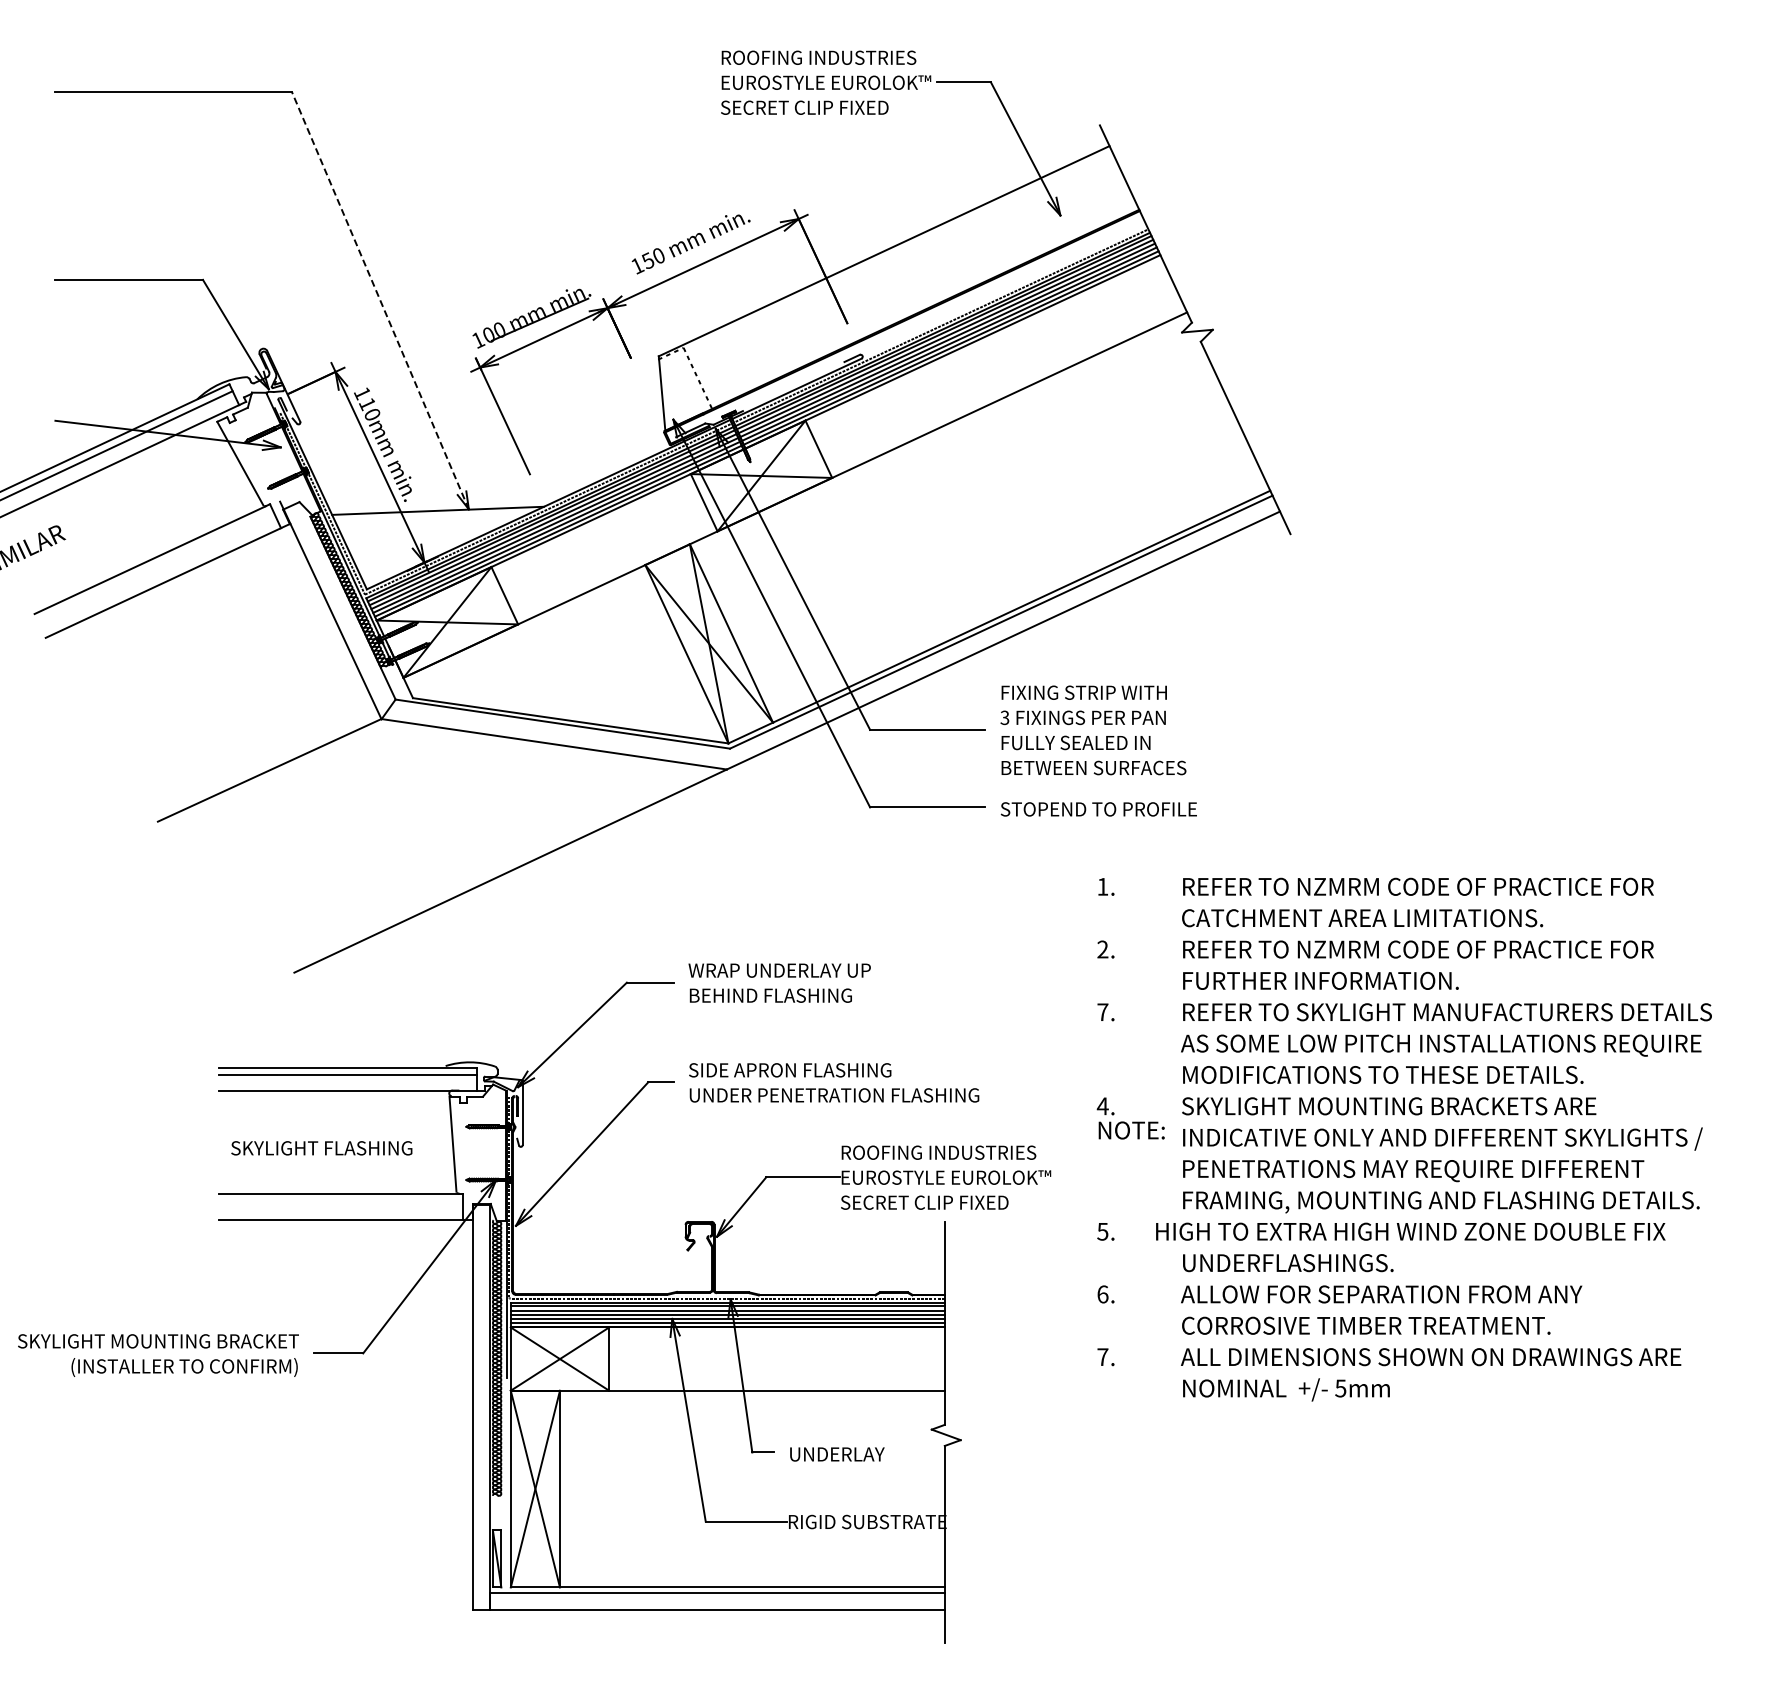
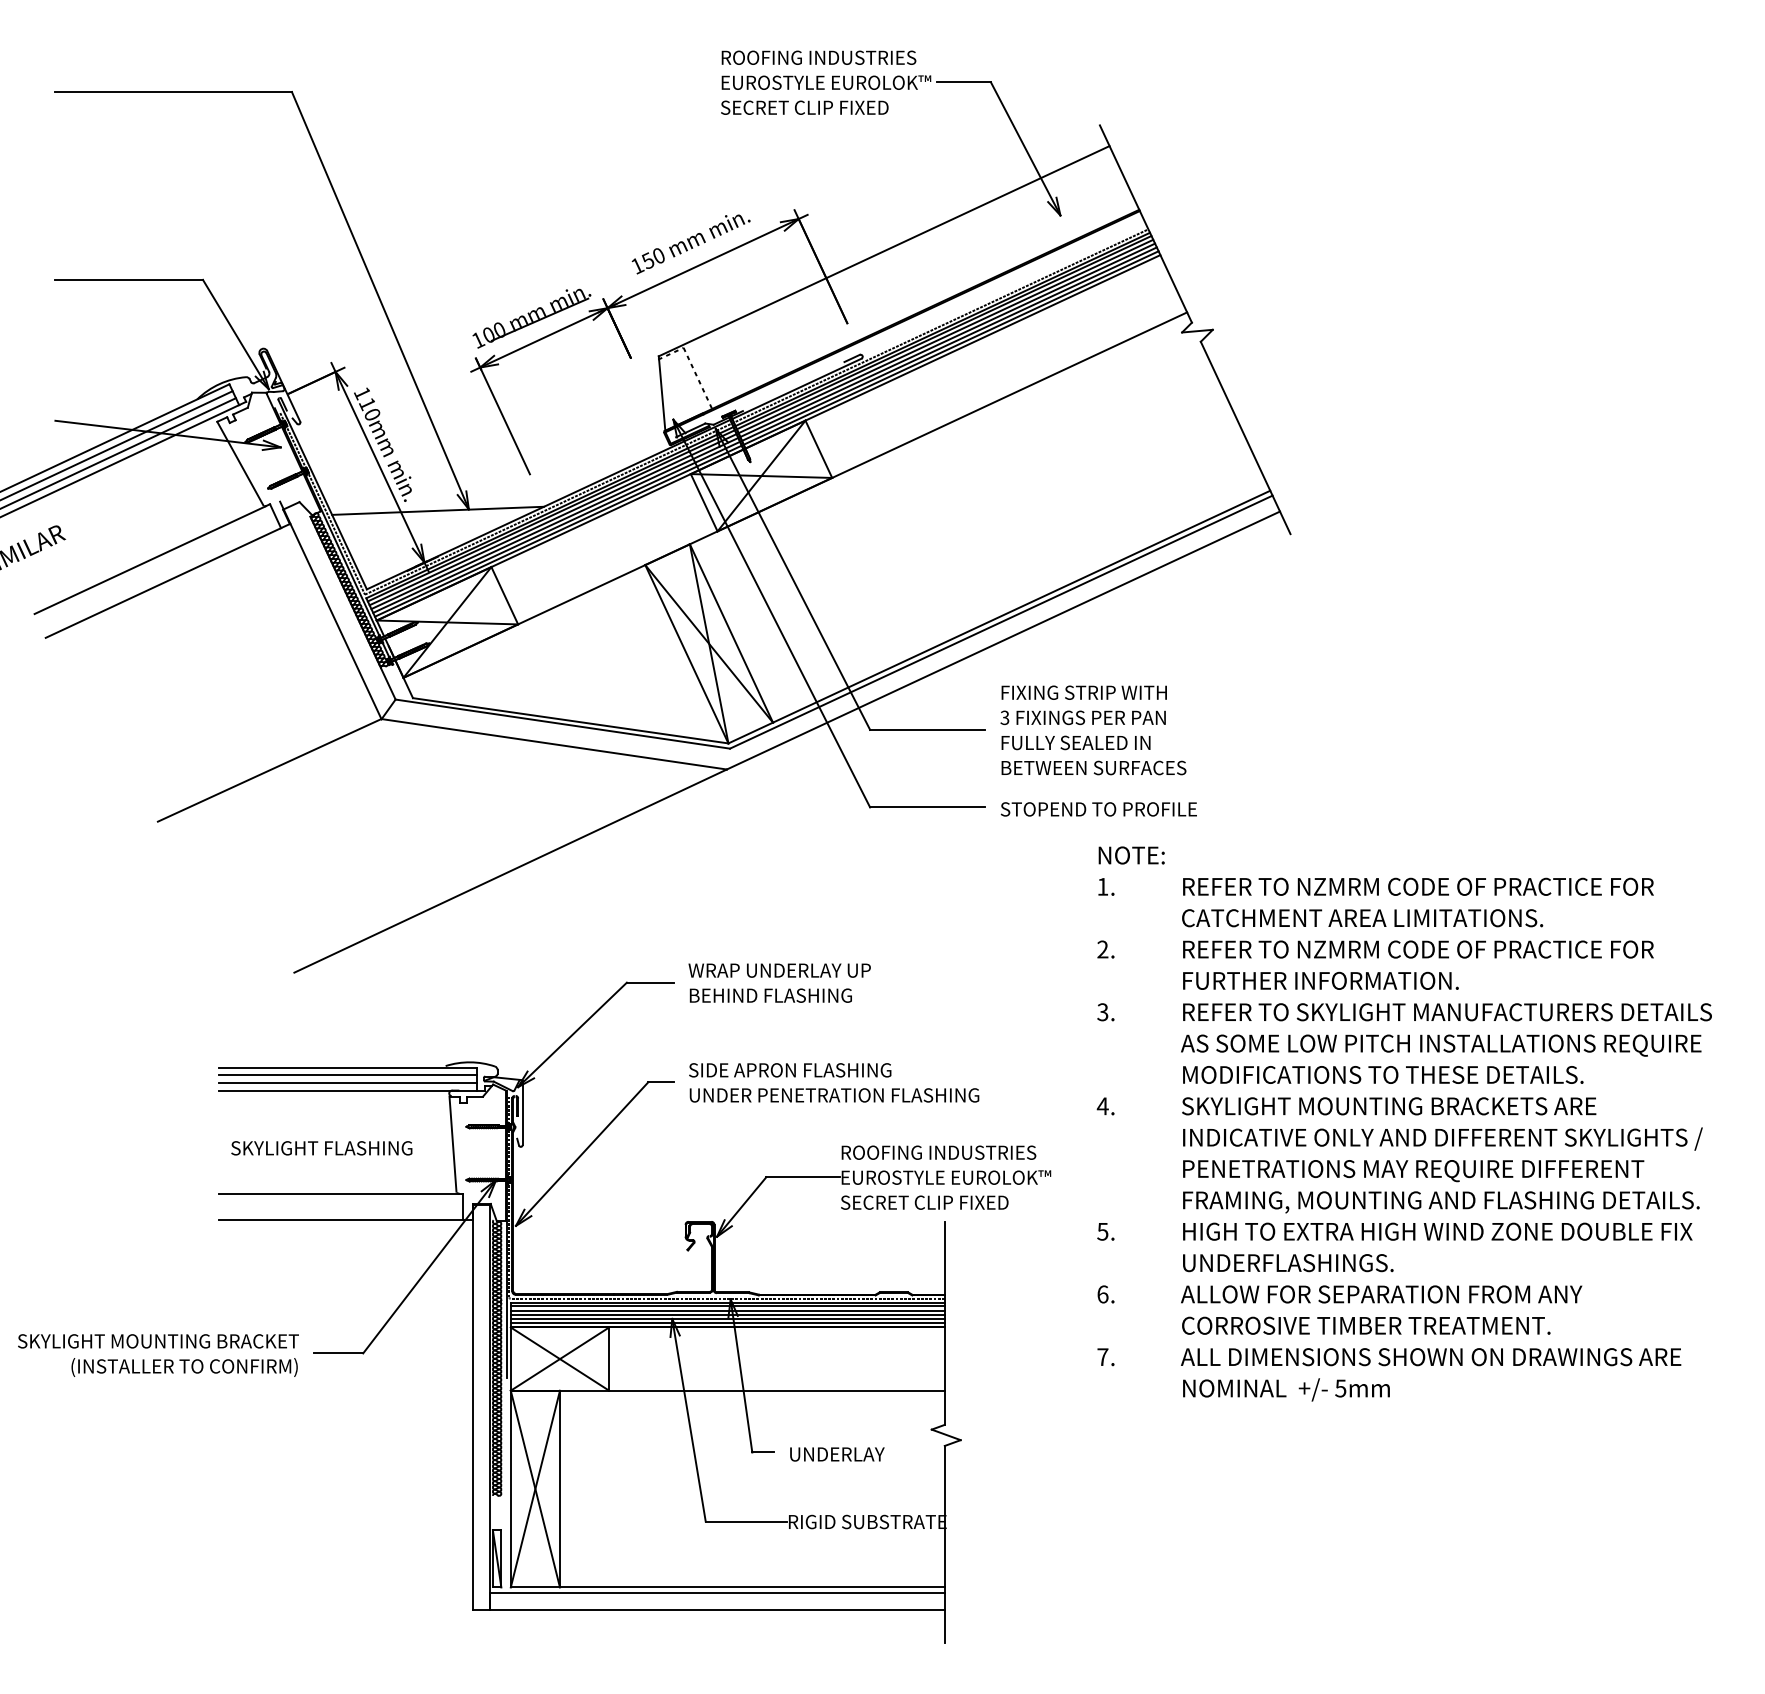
line: dashed -> solid (380, 300)
line: none -> present (118, 452)
text: 7. -> 3. (1102, 1012)
line: none -> present (348, 1082)
text position: (1131, 1130) -> (1131, 855) (1131, 855)
text position: (1410, 1231) -> (1437, 1231) (1437, 1231)
